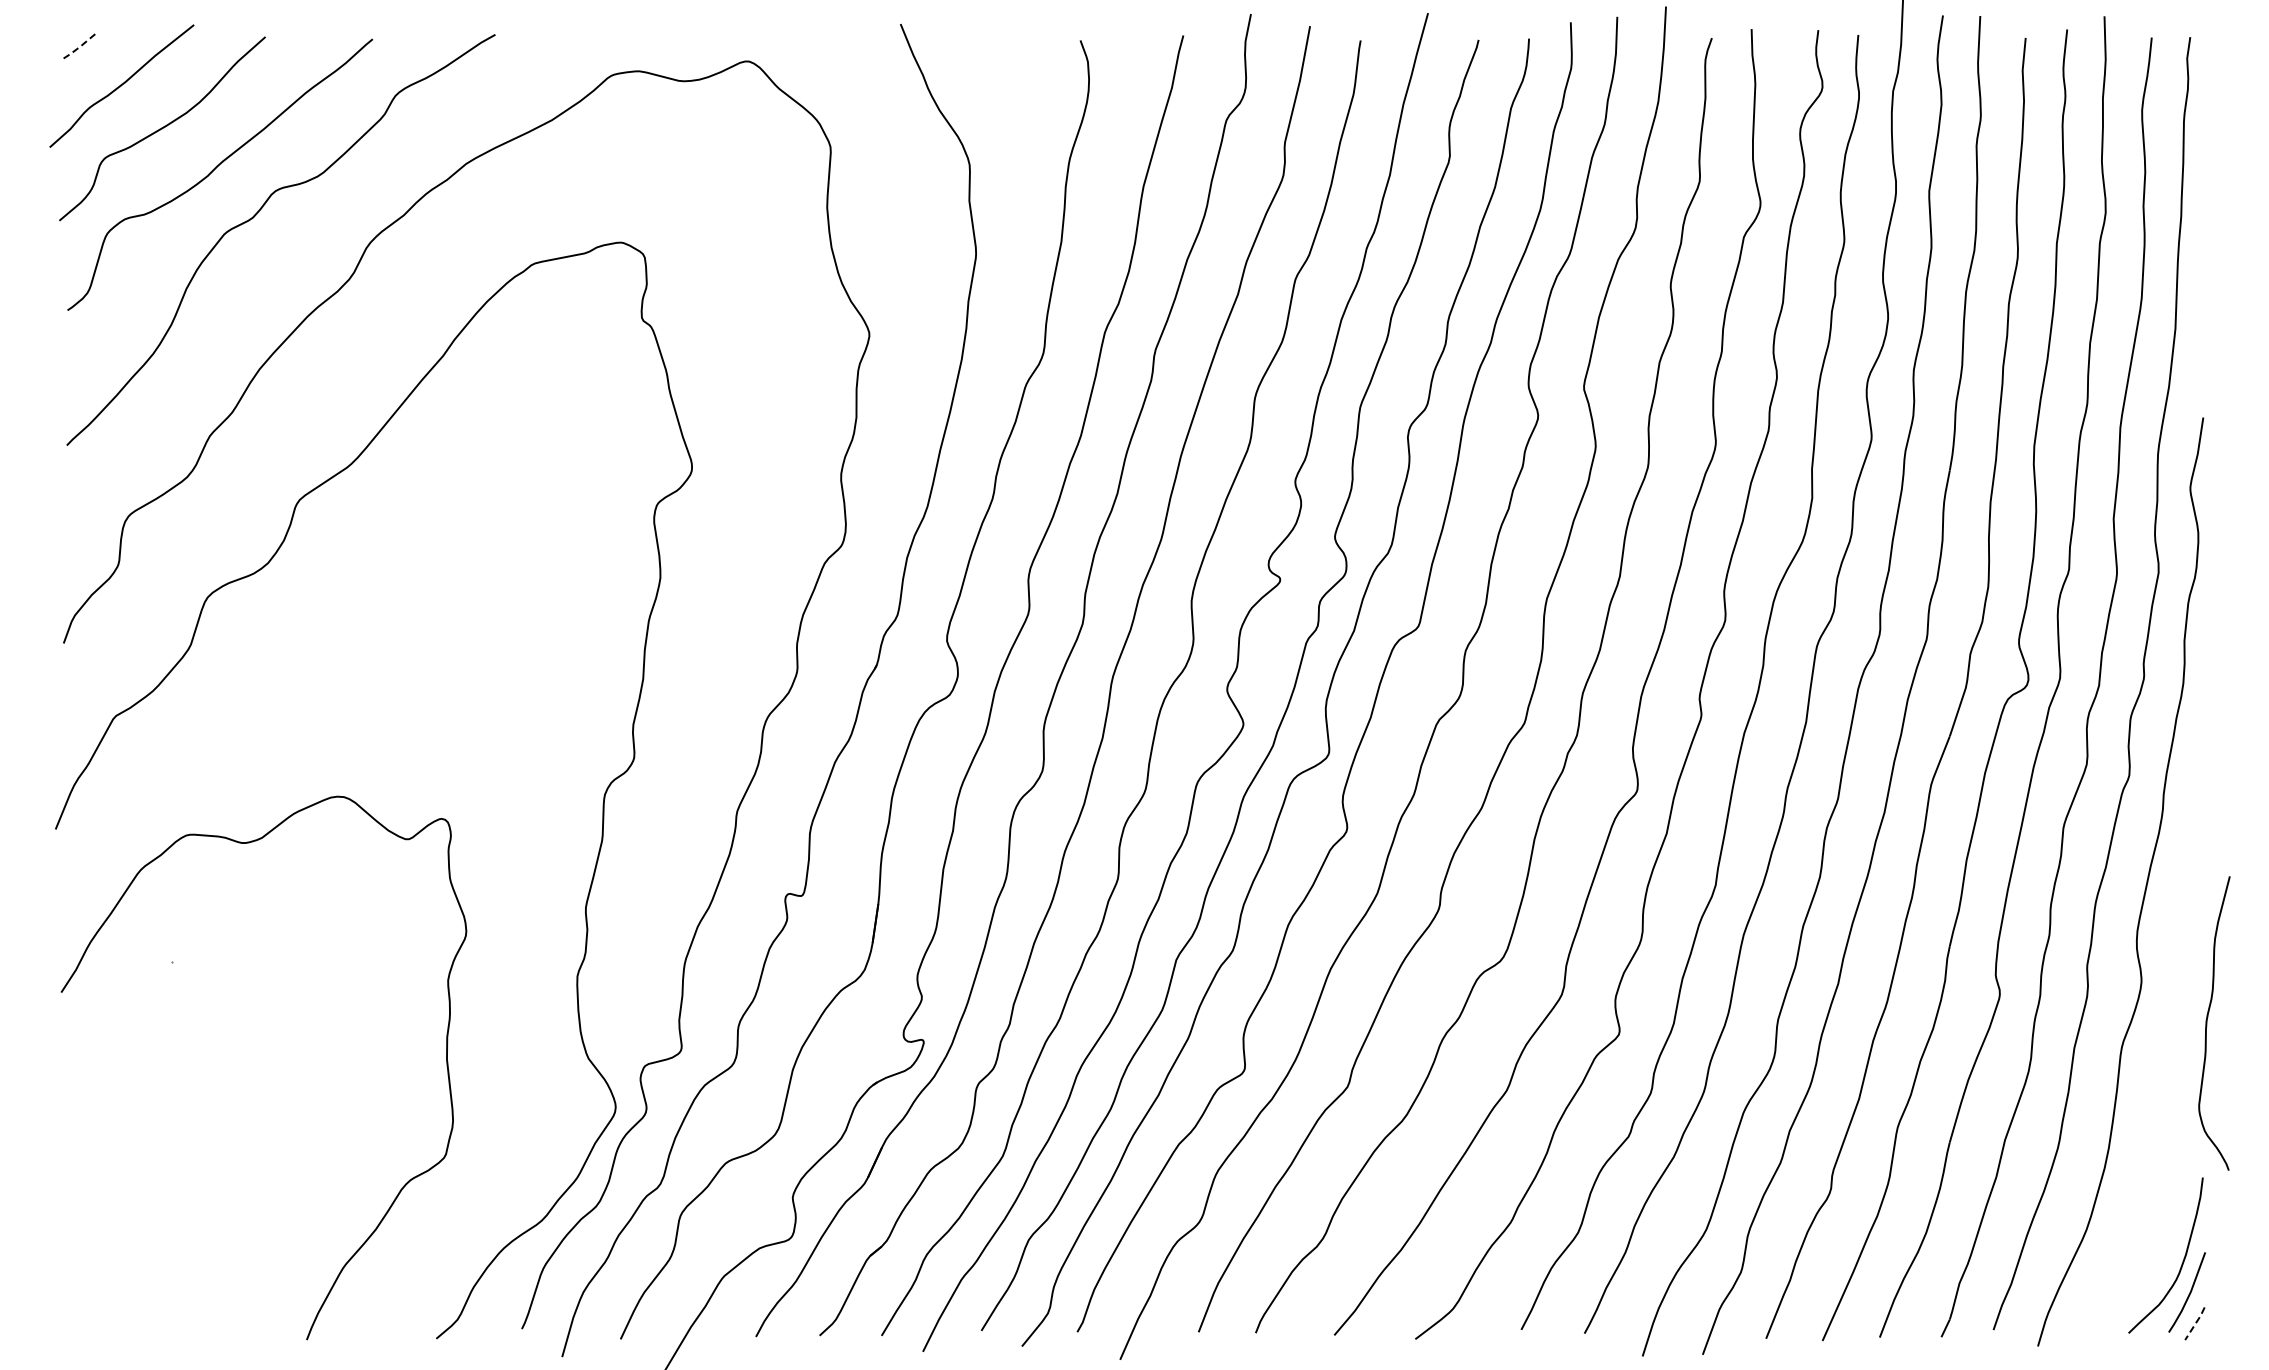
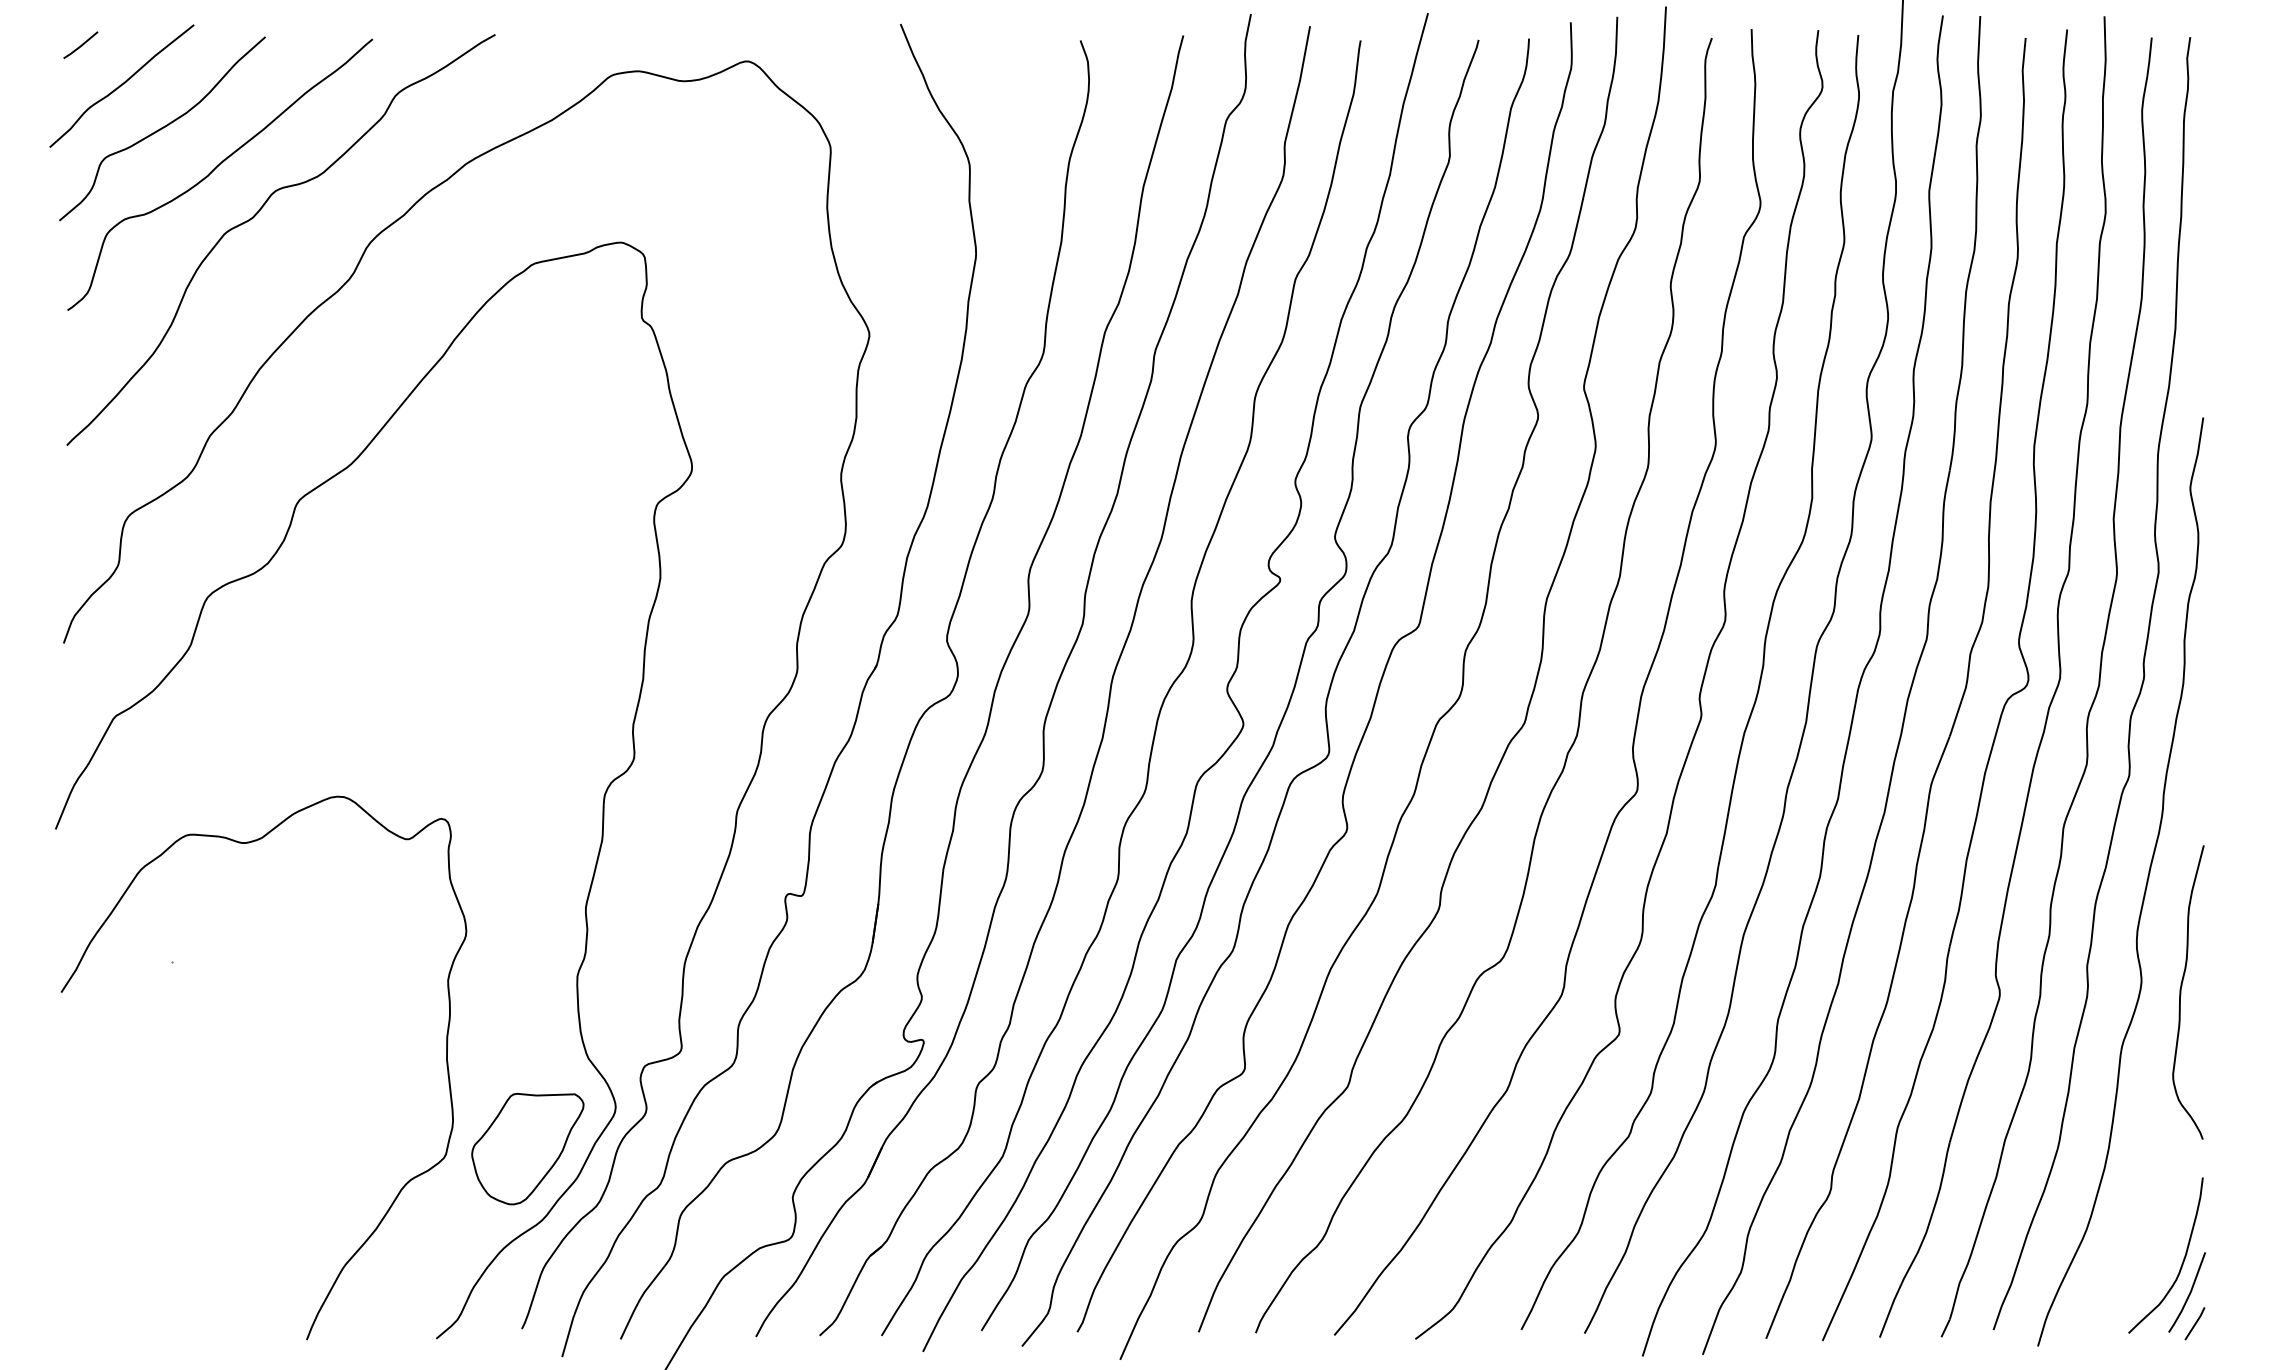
line: dashed -> solid (80, 46)
curve position: (2207, 1023) -> (2181, 992) (2181, 992)
part: none -> present (527, 1149)
line: dashed -> solid (2195, 1323)
